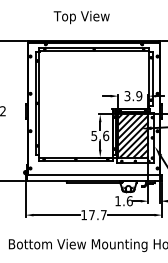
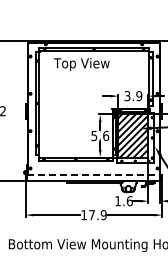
text position: (81, 17) -> (81, 64) (81, 64)
line: solid -> dashed (94, 174)
text: 17.7 -> 17.9 (103, 215)
